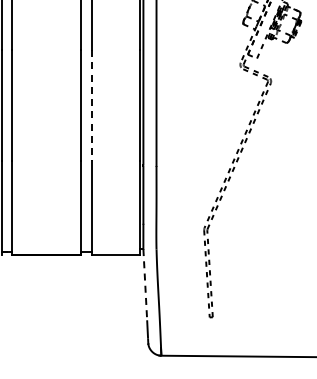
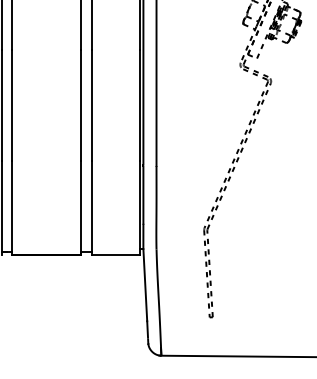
line: dashed -> solid (92, 106)
line: dashed -> solid (145, 285)
